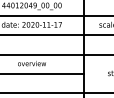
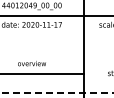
line: present -> none (56, 35)
line: present -> none (56, 54)
line: solid -> dashed (57, 93)
